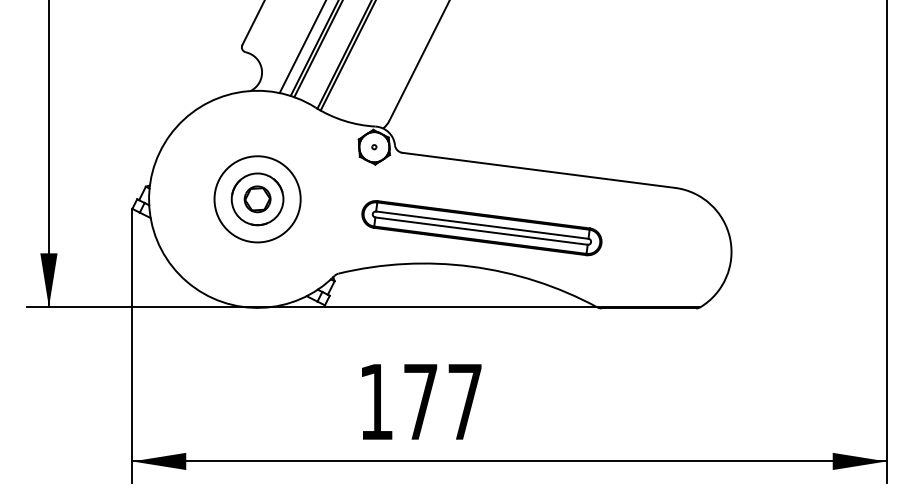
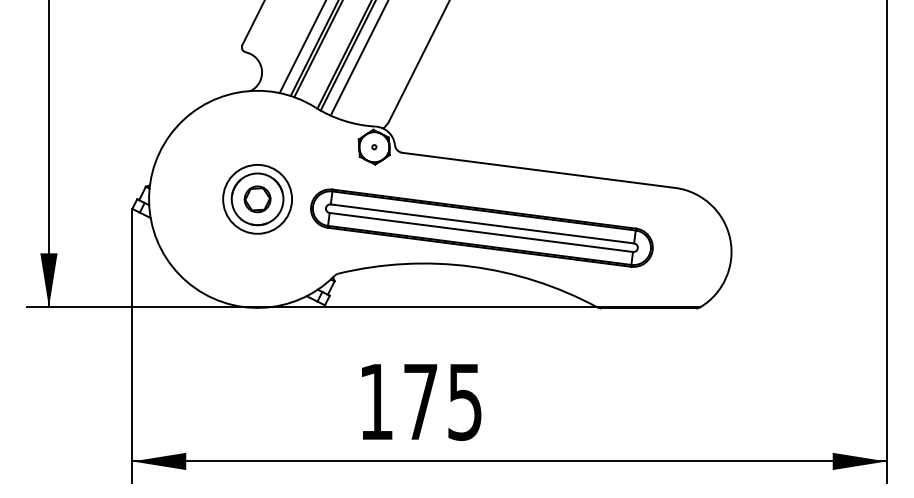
line: none -> present (358, 58)
circle diameter: 86 px -> 69 px (257, 198)
part size: 242x57 px -> 344x80 px (481, 227)
text: 177 -> 175 (464, 402)
